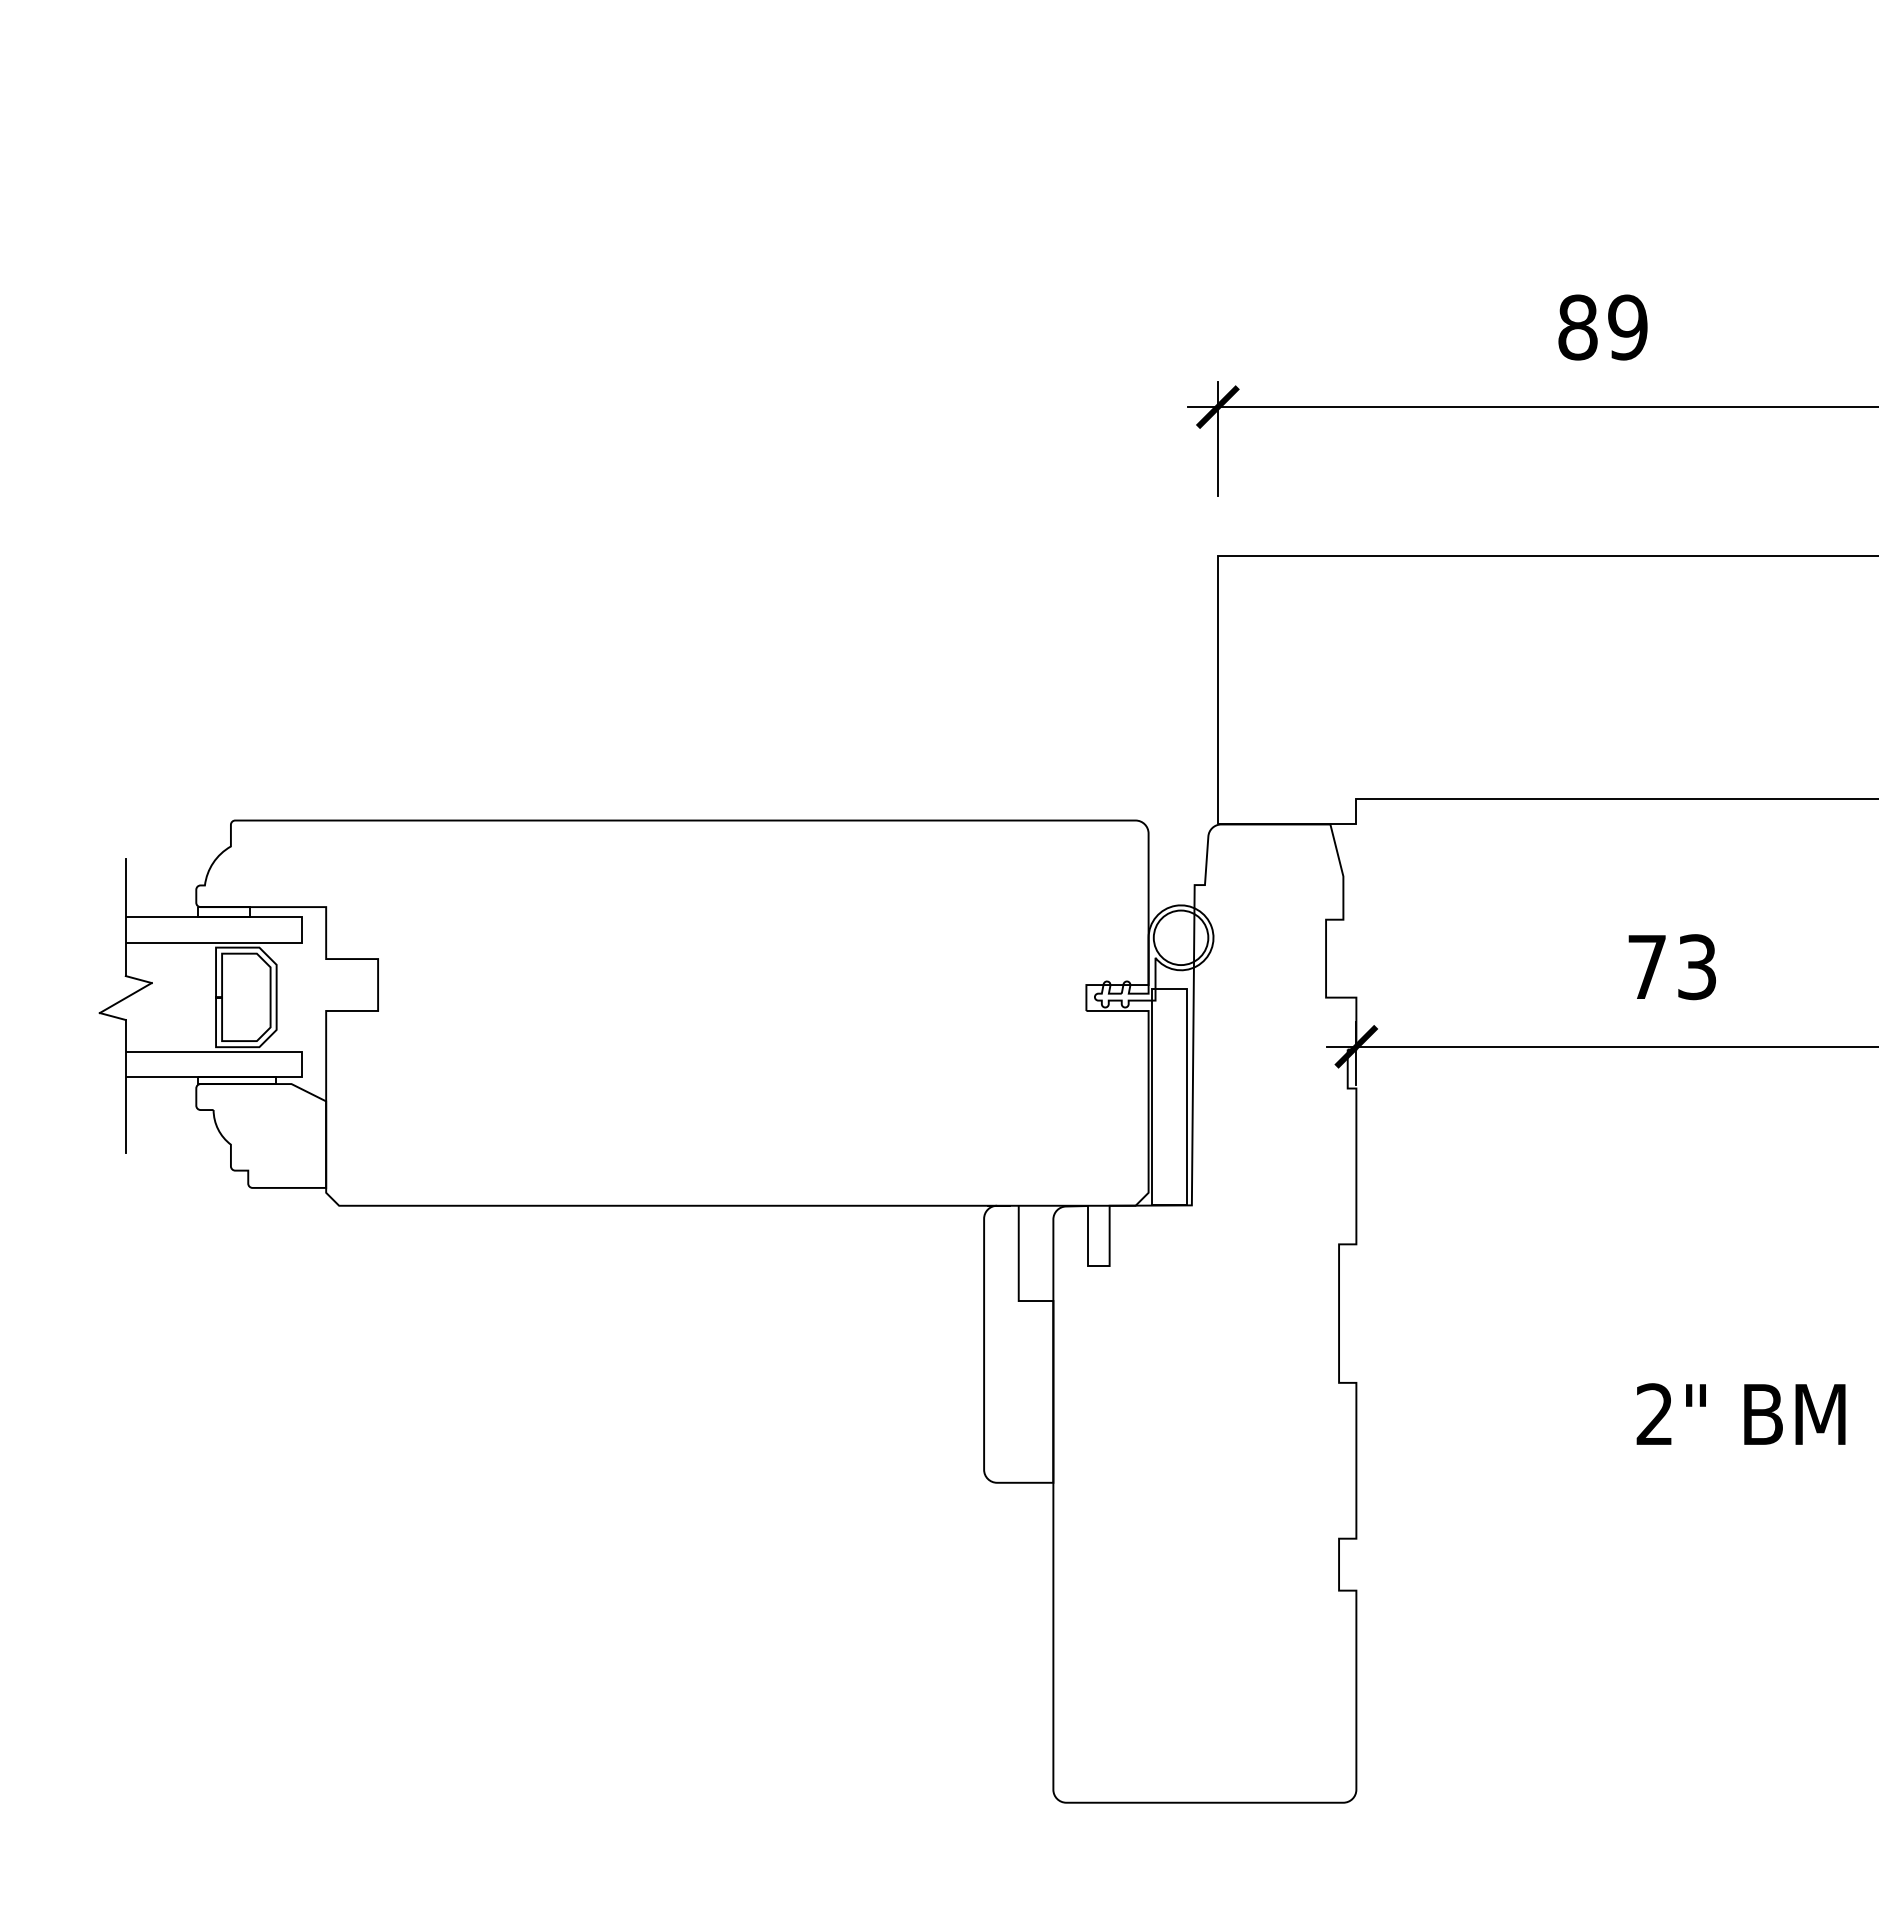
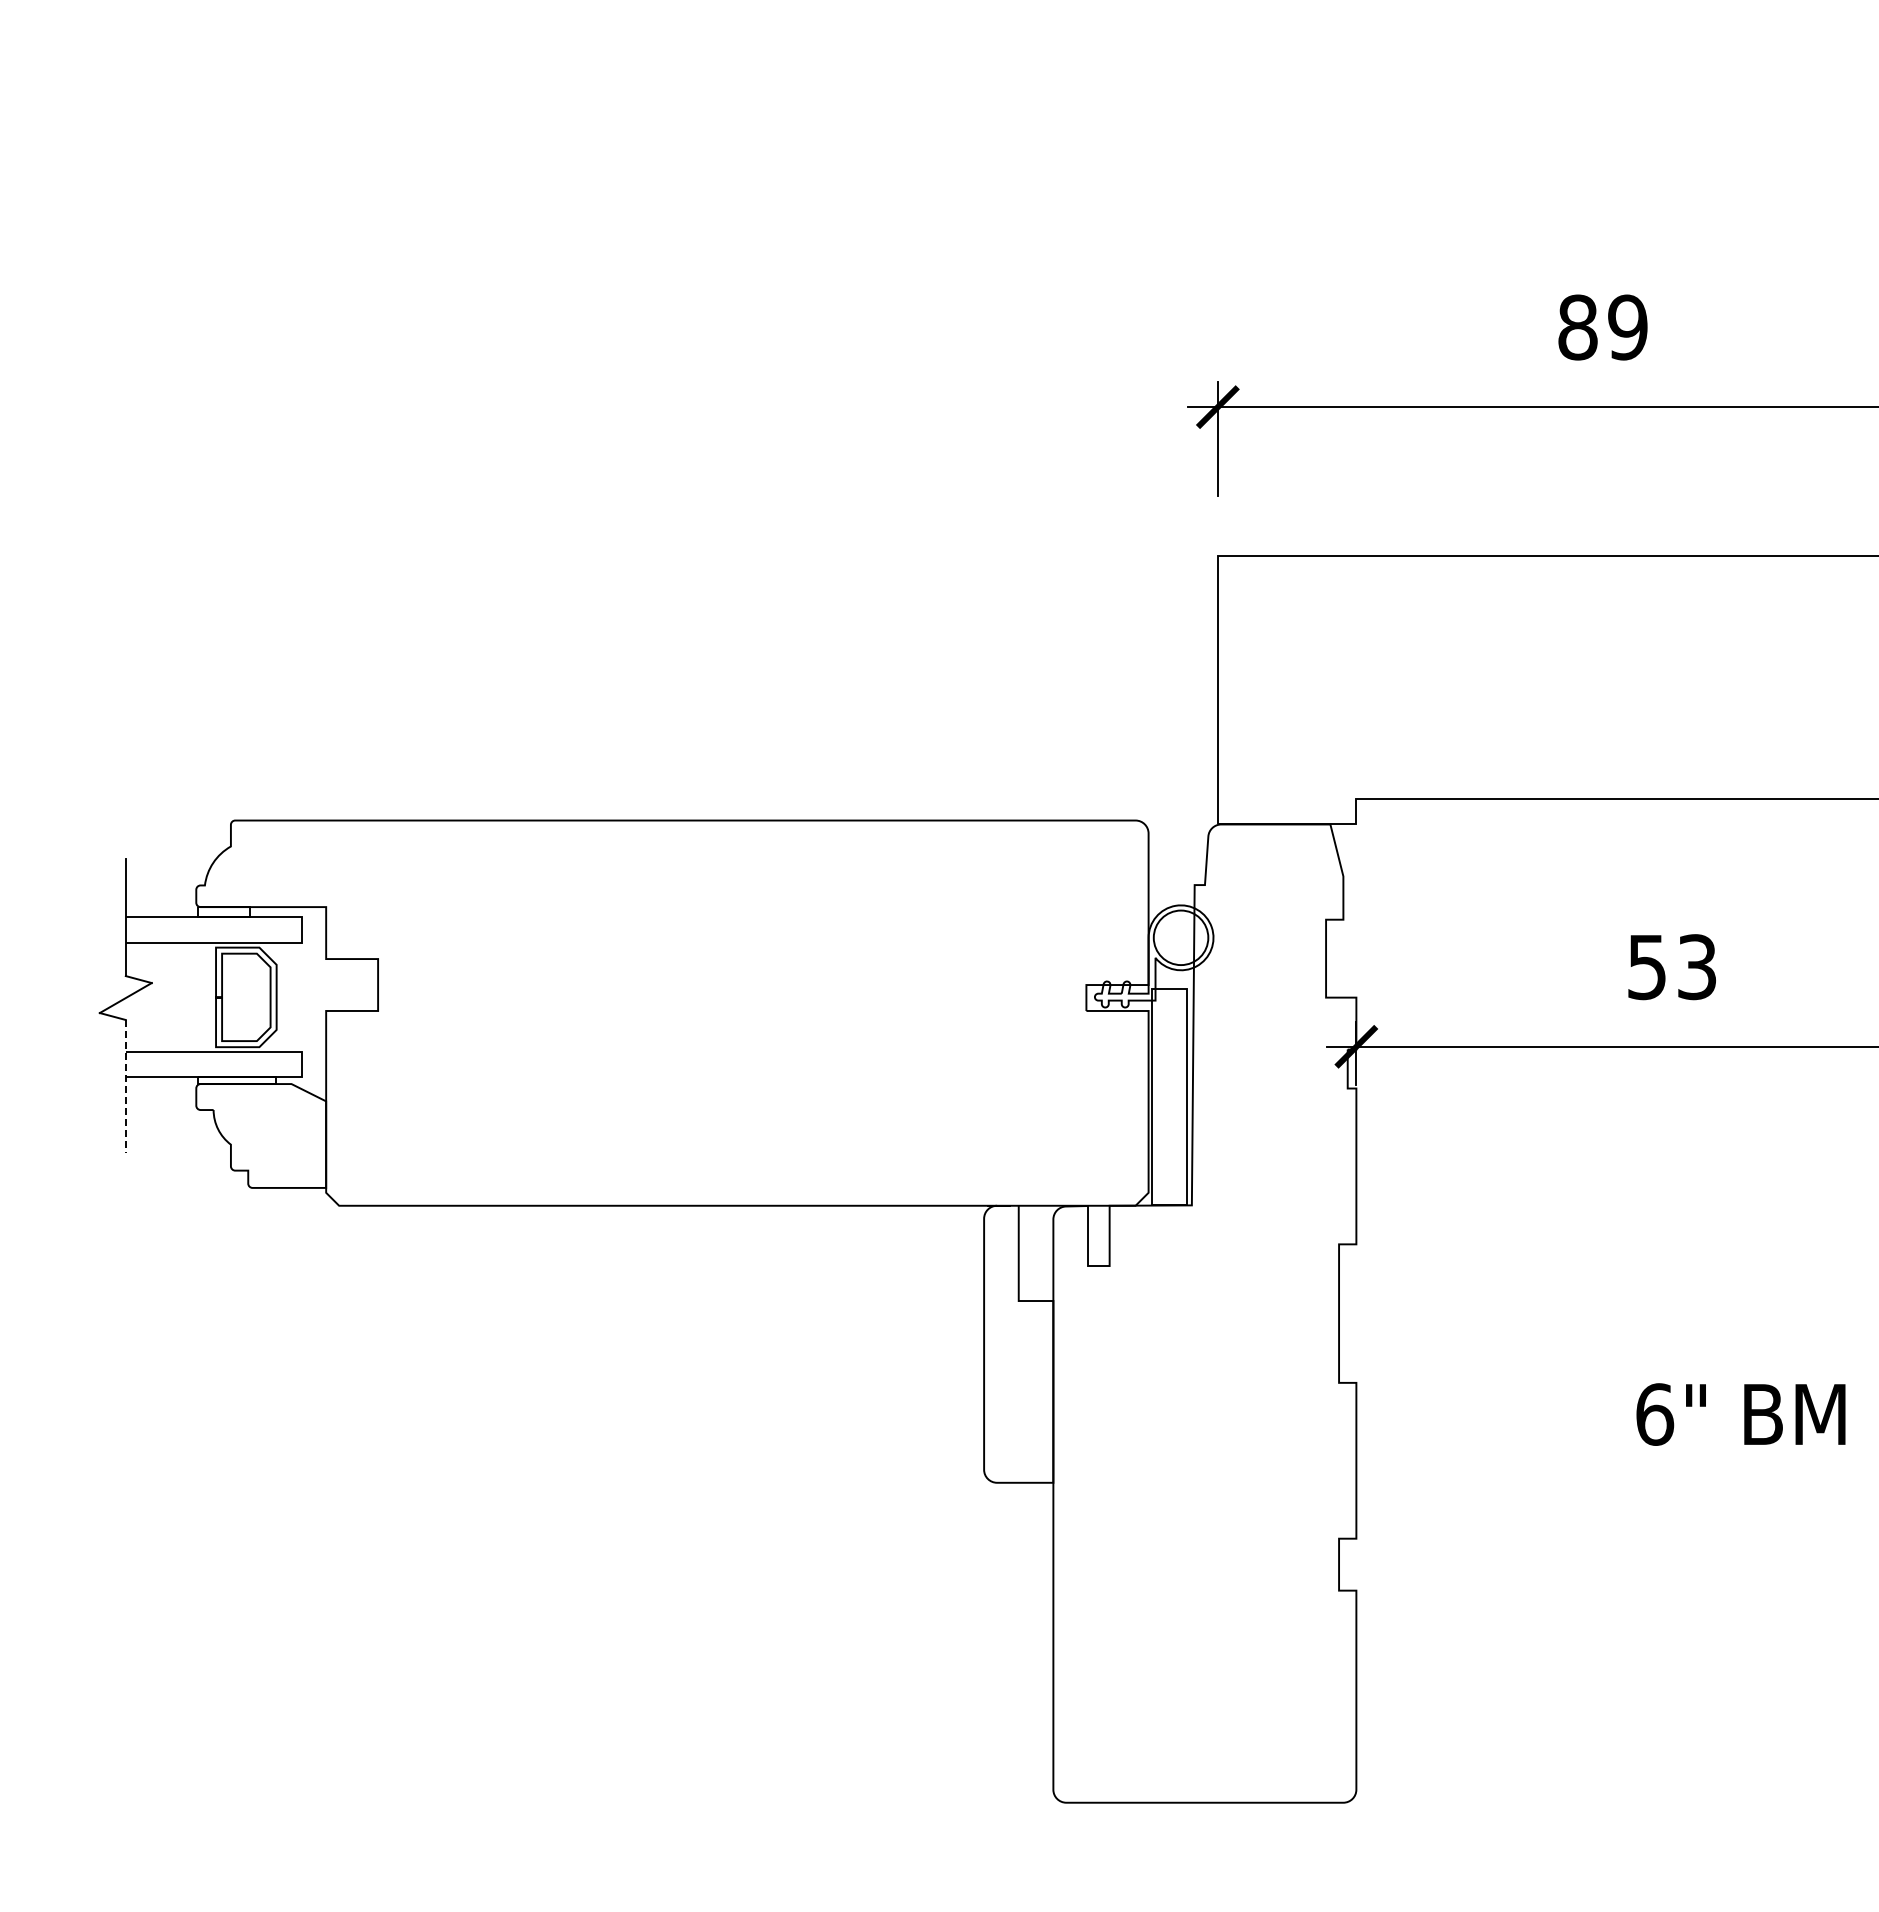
text: 73 -> 53 (1646, 967)
line: solid -> dashed (125, 1086)
text: 2" -> 6" (1655, 1414)
